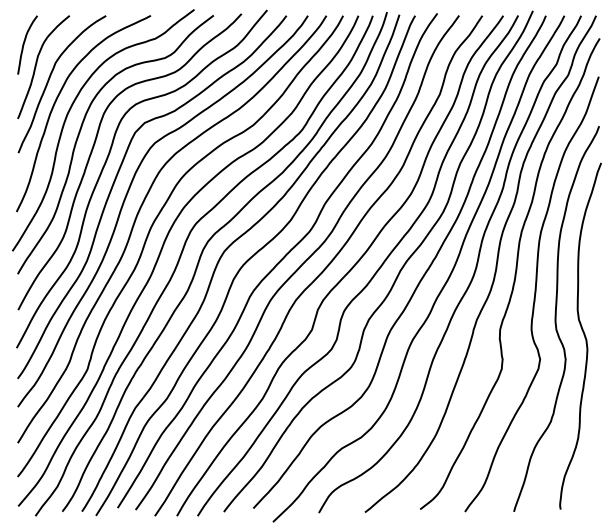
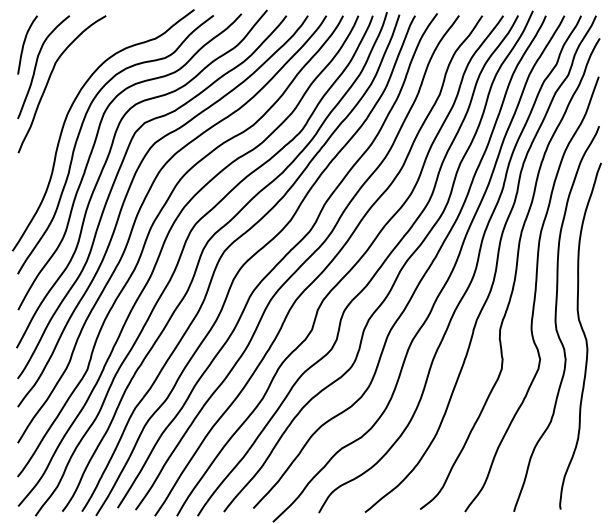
curve: present -> none (56, 102)
